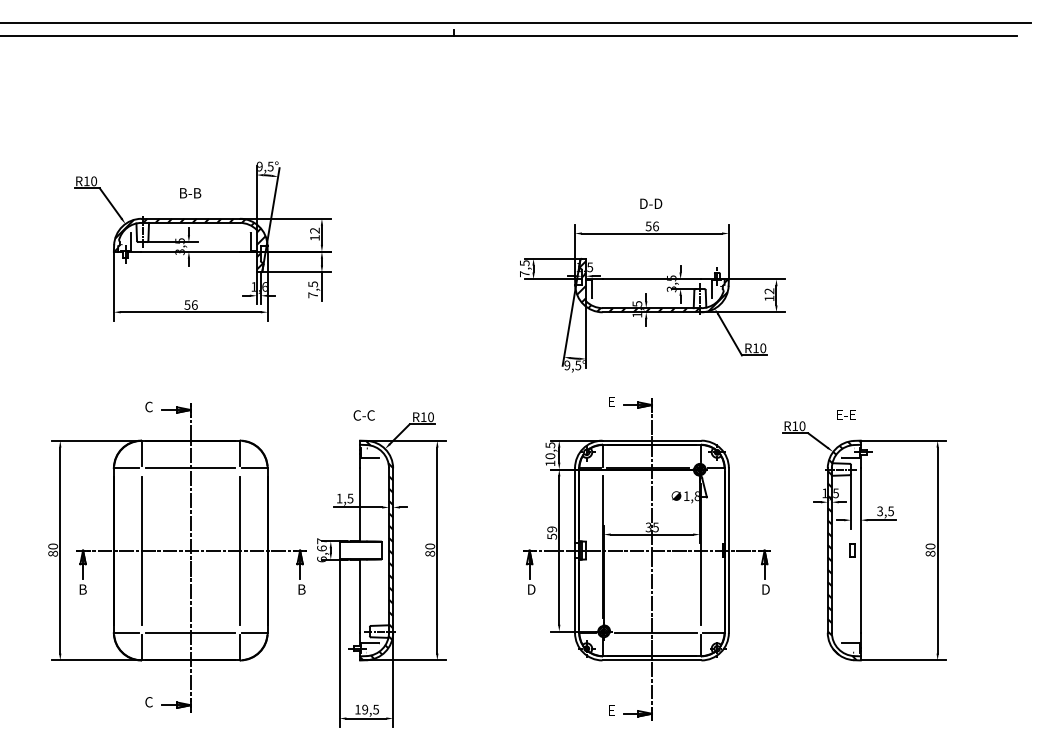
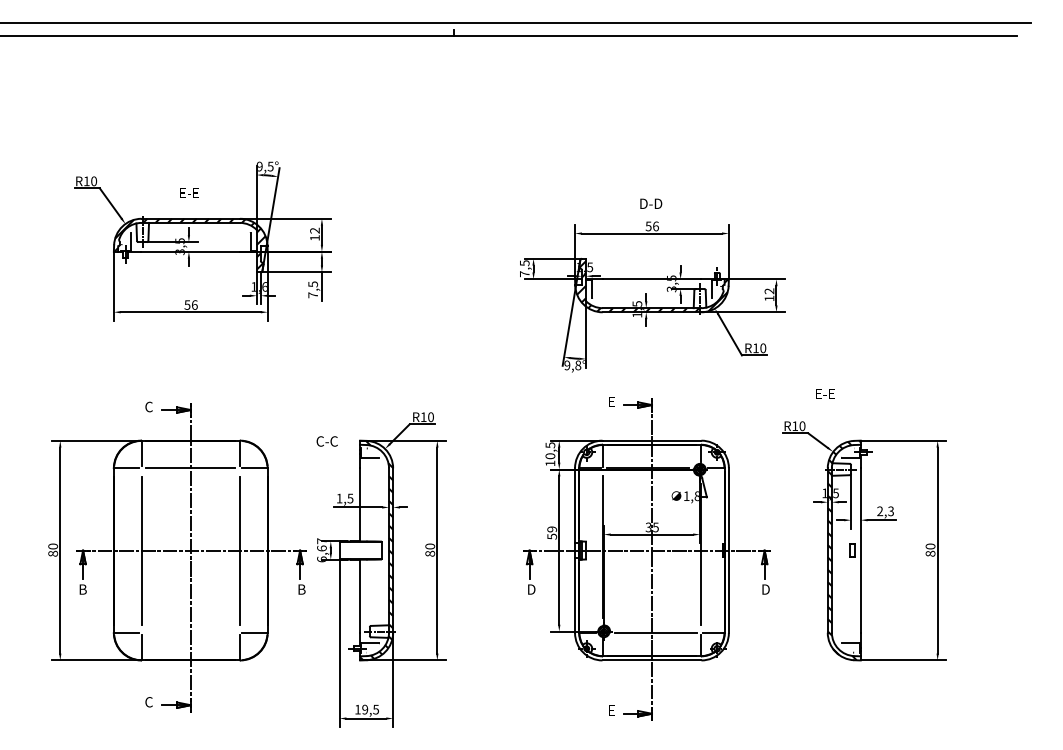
text: B-B -> E-E (190, 193)
text: 9,5° -> 9,8° (578, 365)
text position: (846, 414) -> (825, 393) (825, 393)
text position: (363, 415) -> (326, 441) (326, 441)
text: 3,5 -> 2,3 (885, 511)
line: present -> none (190, 632)
